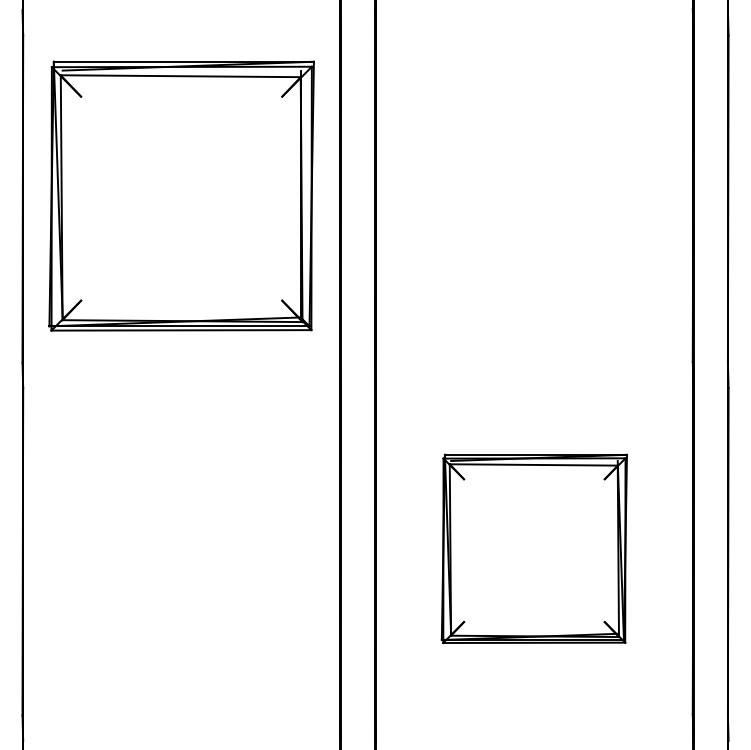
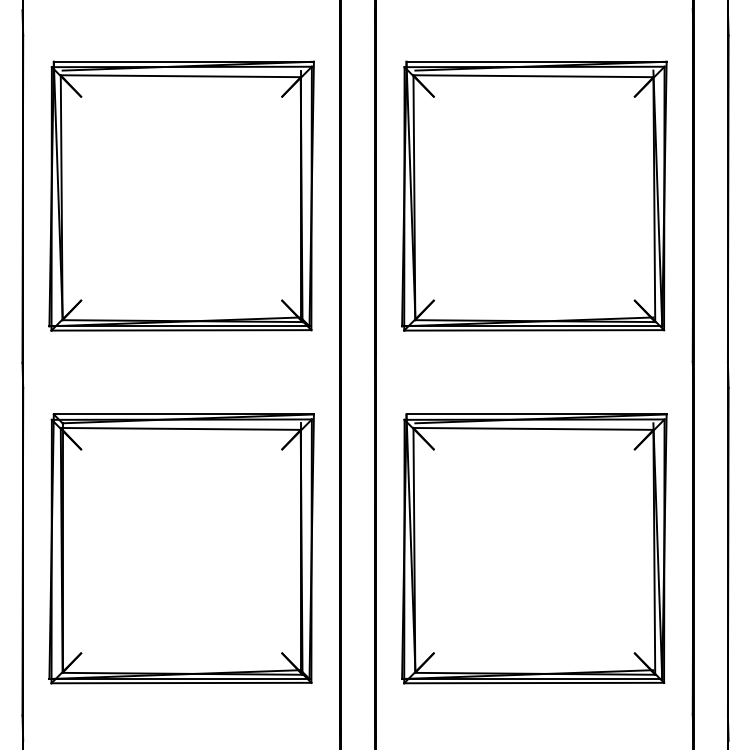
part: none -> present (534, 195)
part: none -> present (181, 548)
part size: 188x192 px -> 267x272 px (534, 548)
